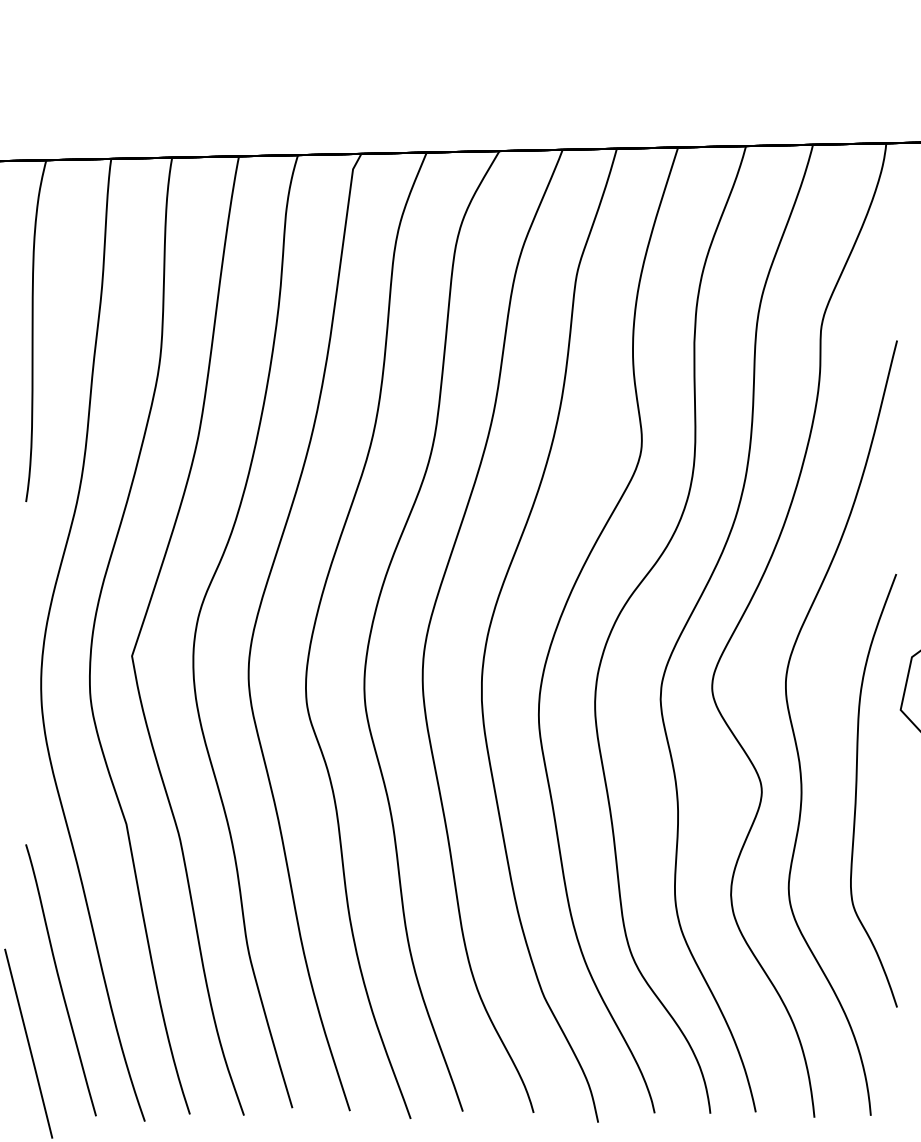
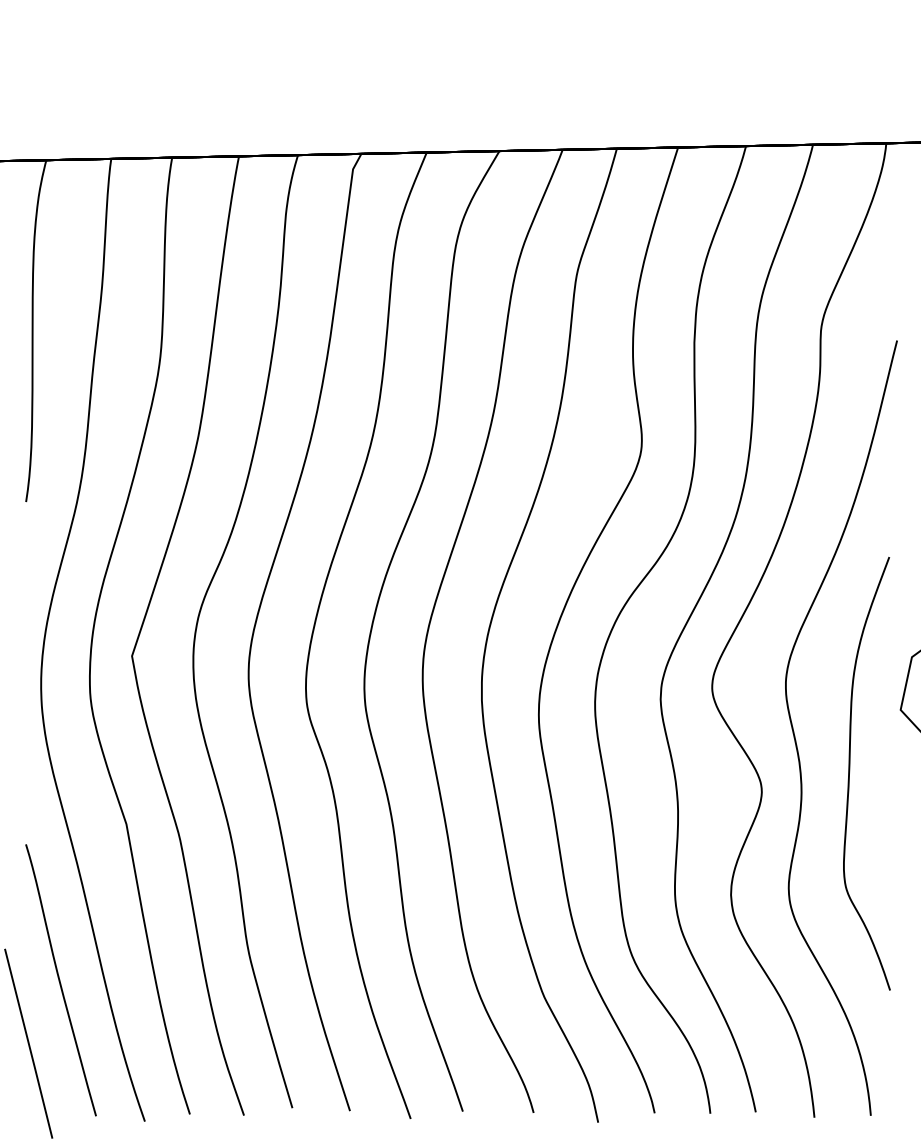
part position: (857, 788) -> (850, 771) (850, 771)
